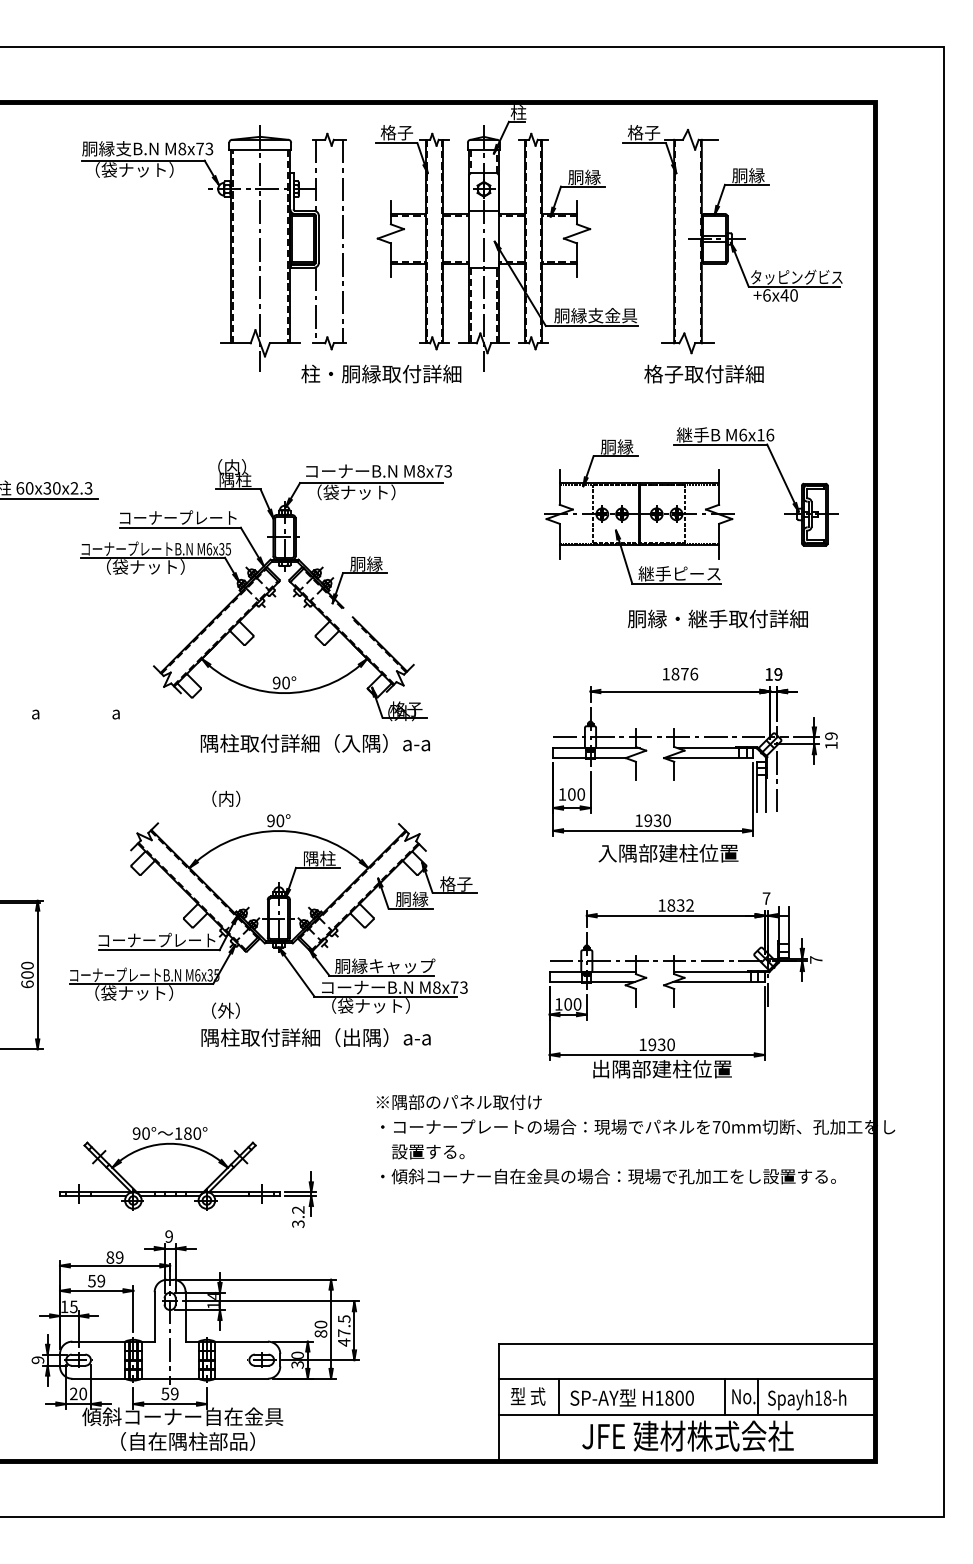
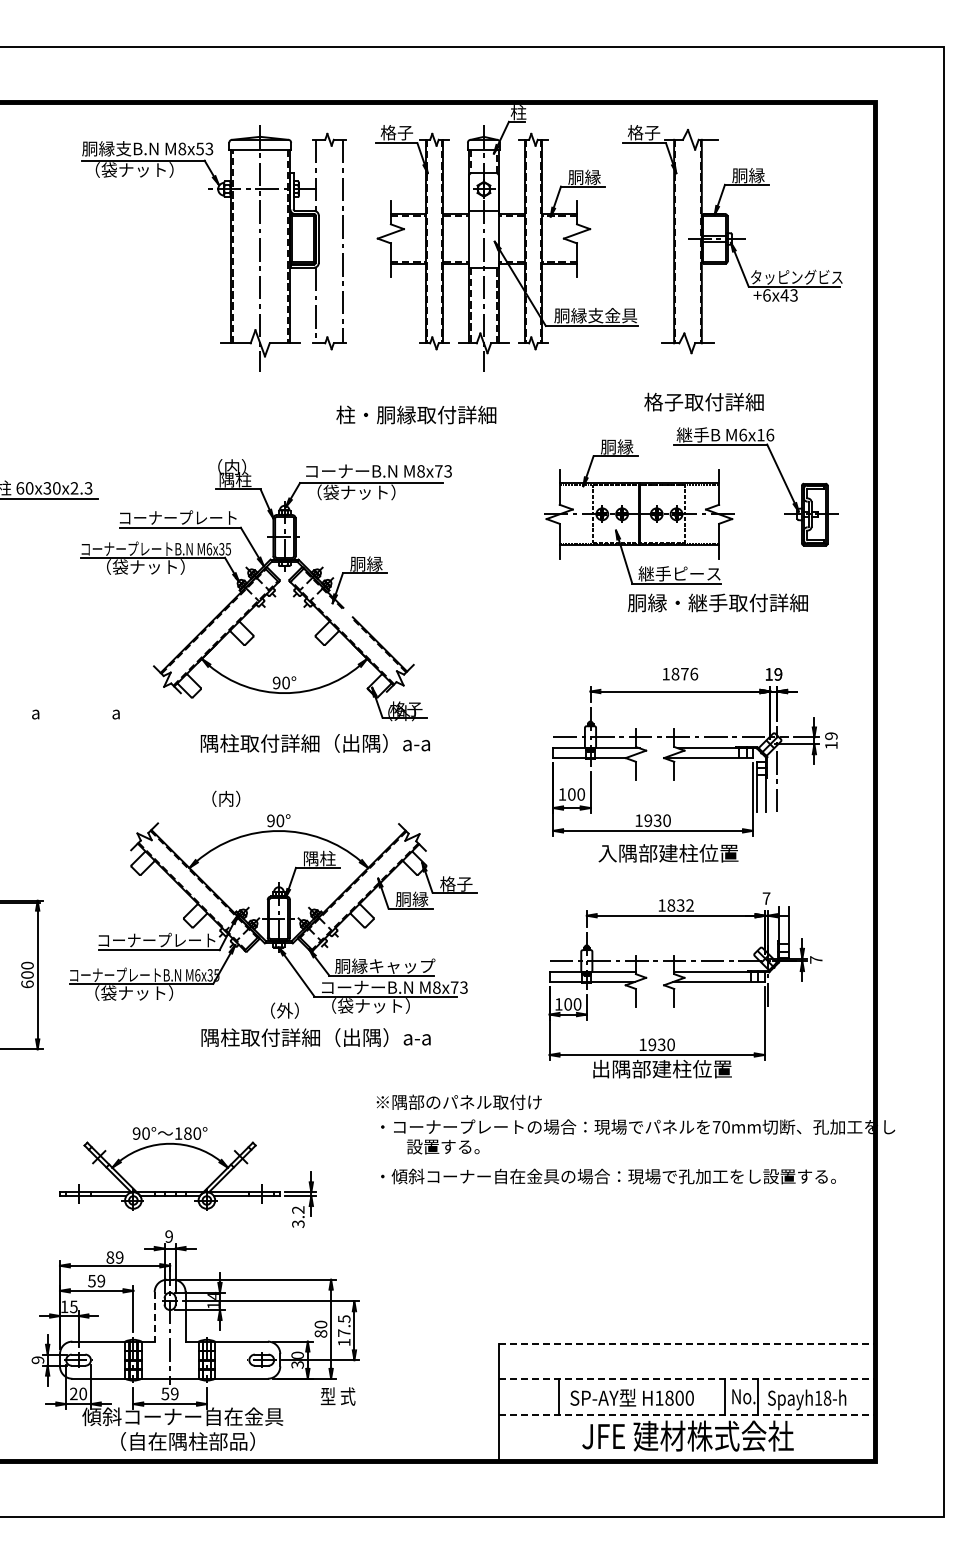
text: M8x73 -> M8x53 (199, 148)
text: +6x40 -> +6x43 (793, 295)
part position: (381, 373) -> (416, 414) (416, 414)
text position: (703, 373) -> (703, 401) (703, 401)
text position: (717, 618) -> (717, 602) (717, 602)
text: 隅柱取付詳細（入隅）a-a -> 隅柱取付詳細（出隅）a-a (351, 743)
text position: (225, 1010) -> (284, 1010) (284, 1010)
text position: (428, 1151) -> (443, 1146) (443, 1146)
line: solid -> dashed (154, 1316)
text: 47.5 -> 17.5 (344, 1342)
line: solid -> dashed (687, 1343)
line: solid -> dashed (687, 1379)
text position: (527, 1396) -> (337, 1396) (337, 1396)
line: solid -> dashed (687, 1414)
